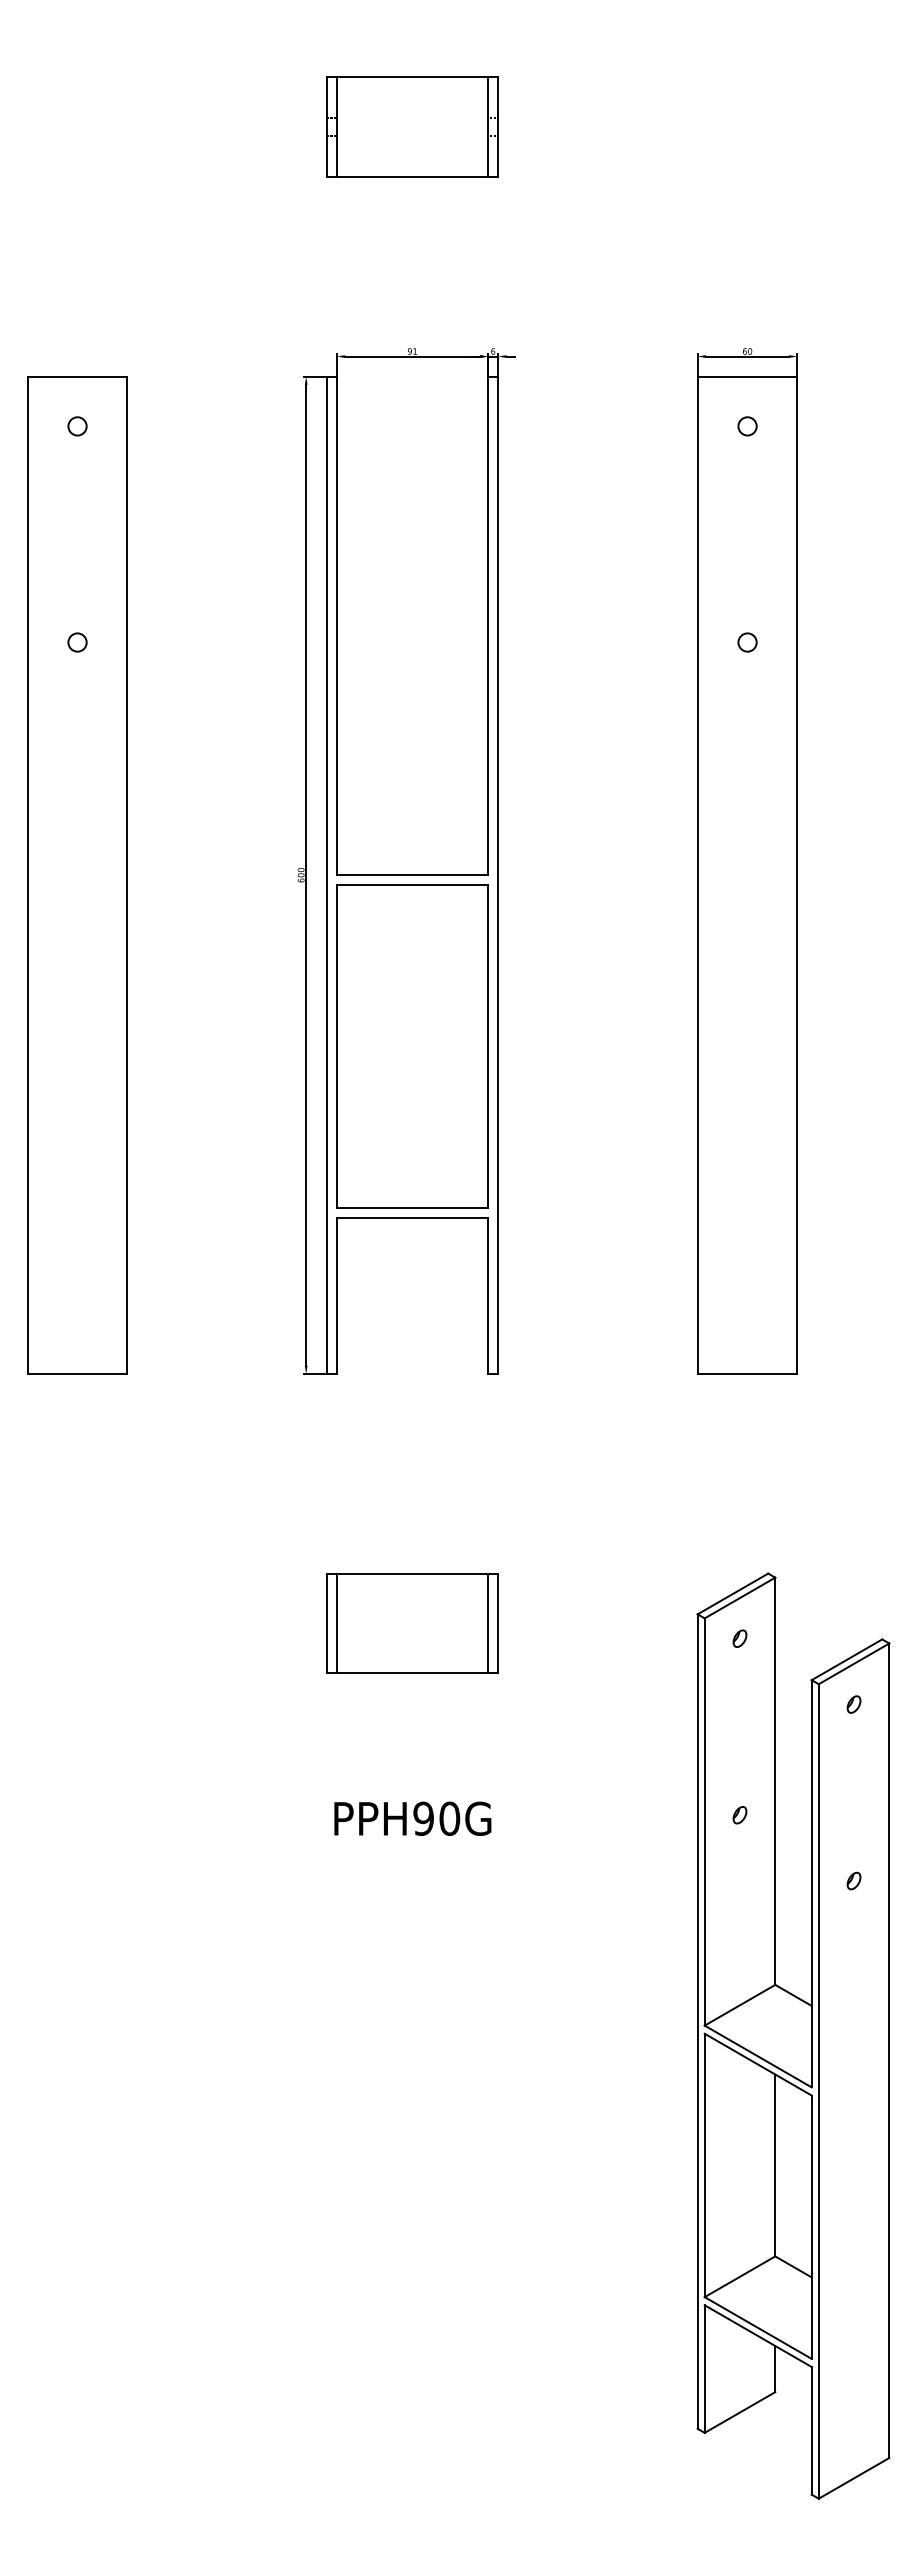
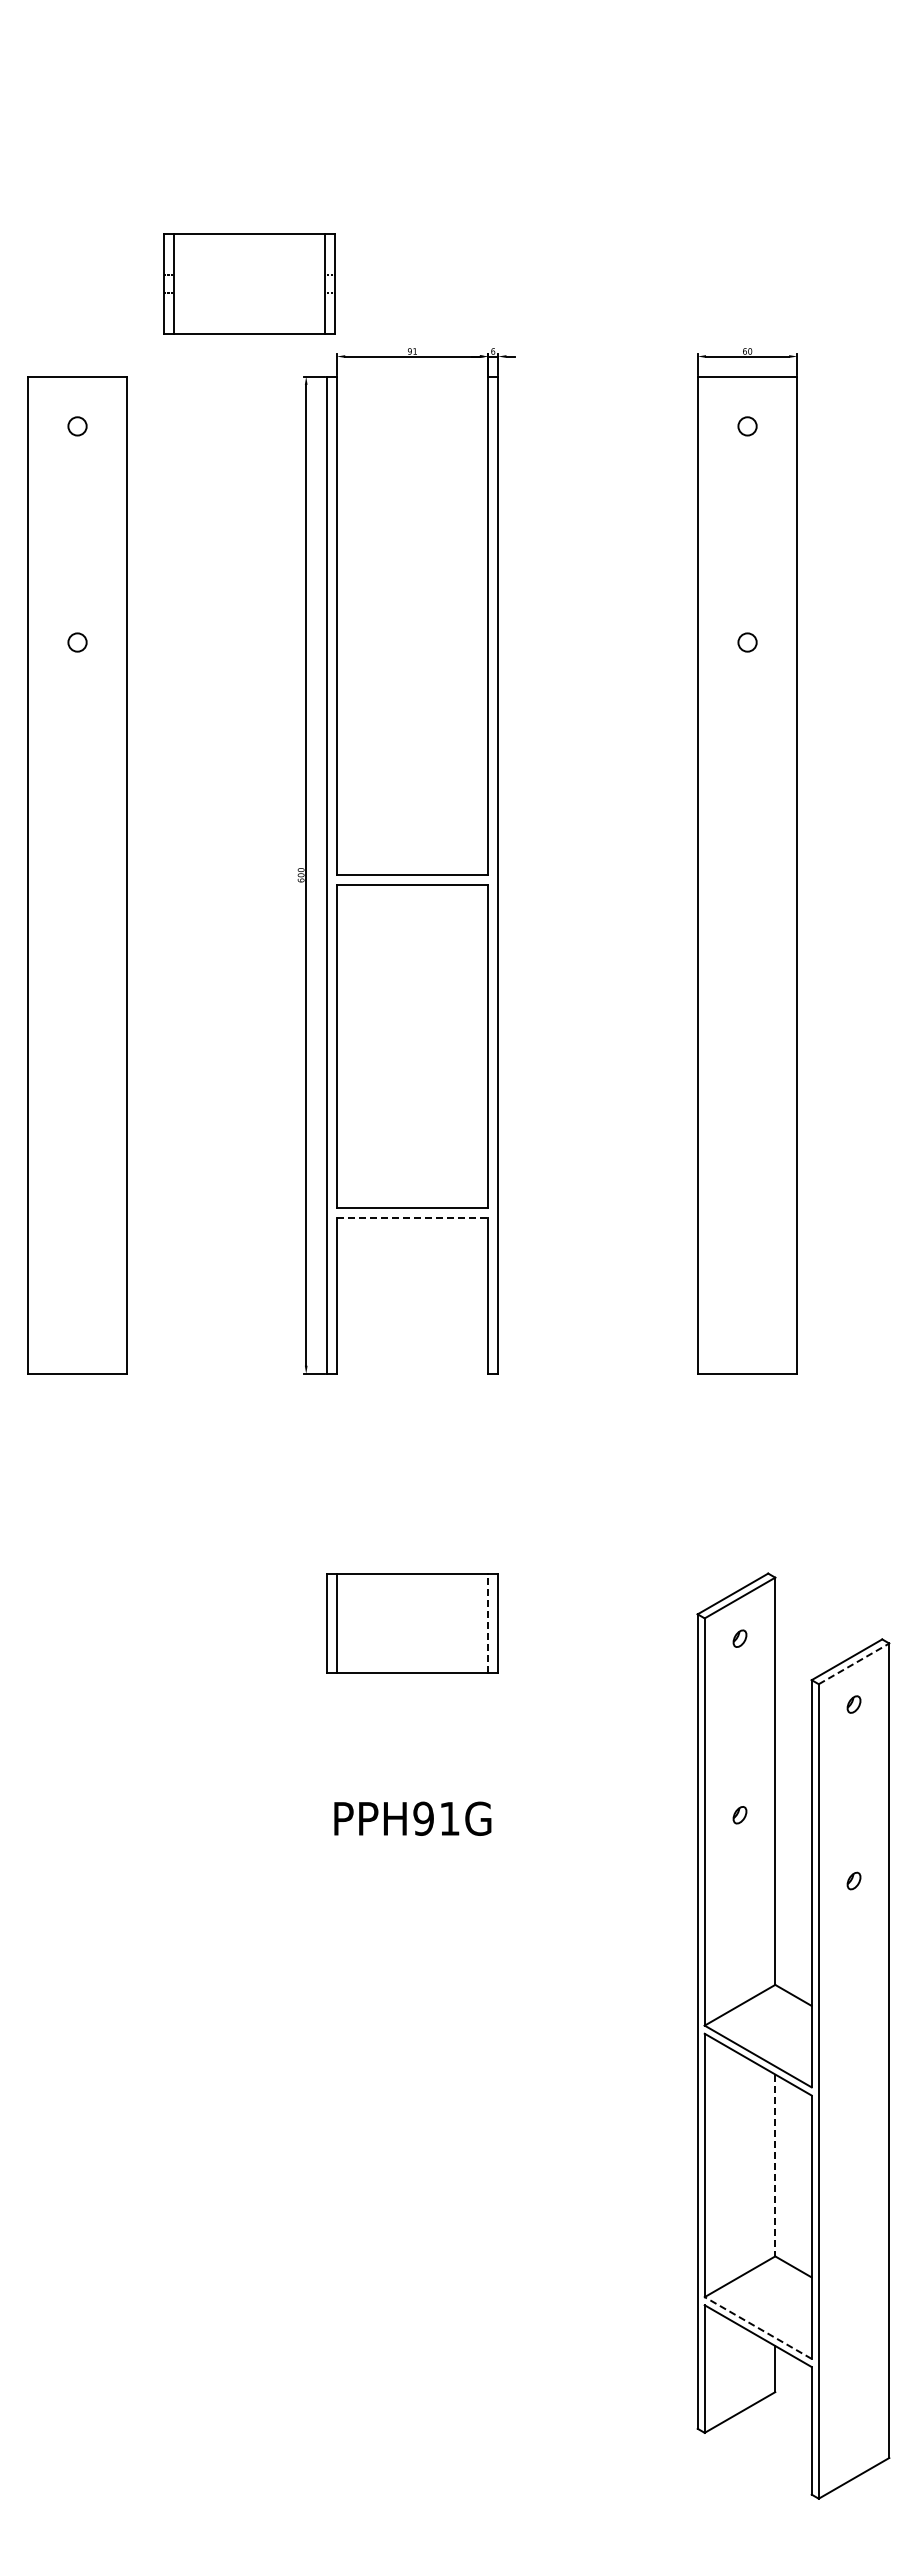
part position: (412, 126) -> (249, 283) (249, 283)
line: solid -> dashed (412, 1217)
line: solid -> dashed (488, 1623)
line: solid -> dashed (854, 1663)
text: PPH90G -> PPH91G (449, 1818)
line: solid -> dashed (775, 2165)
line: solid -> dashed (758, 2328)
